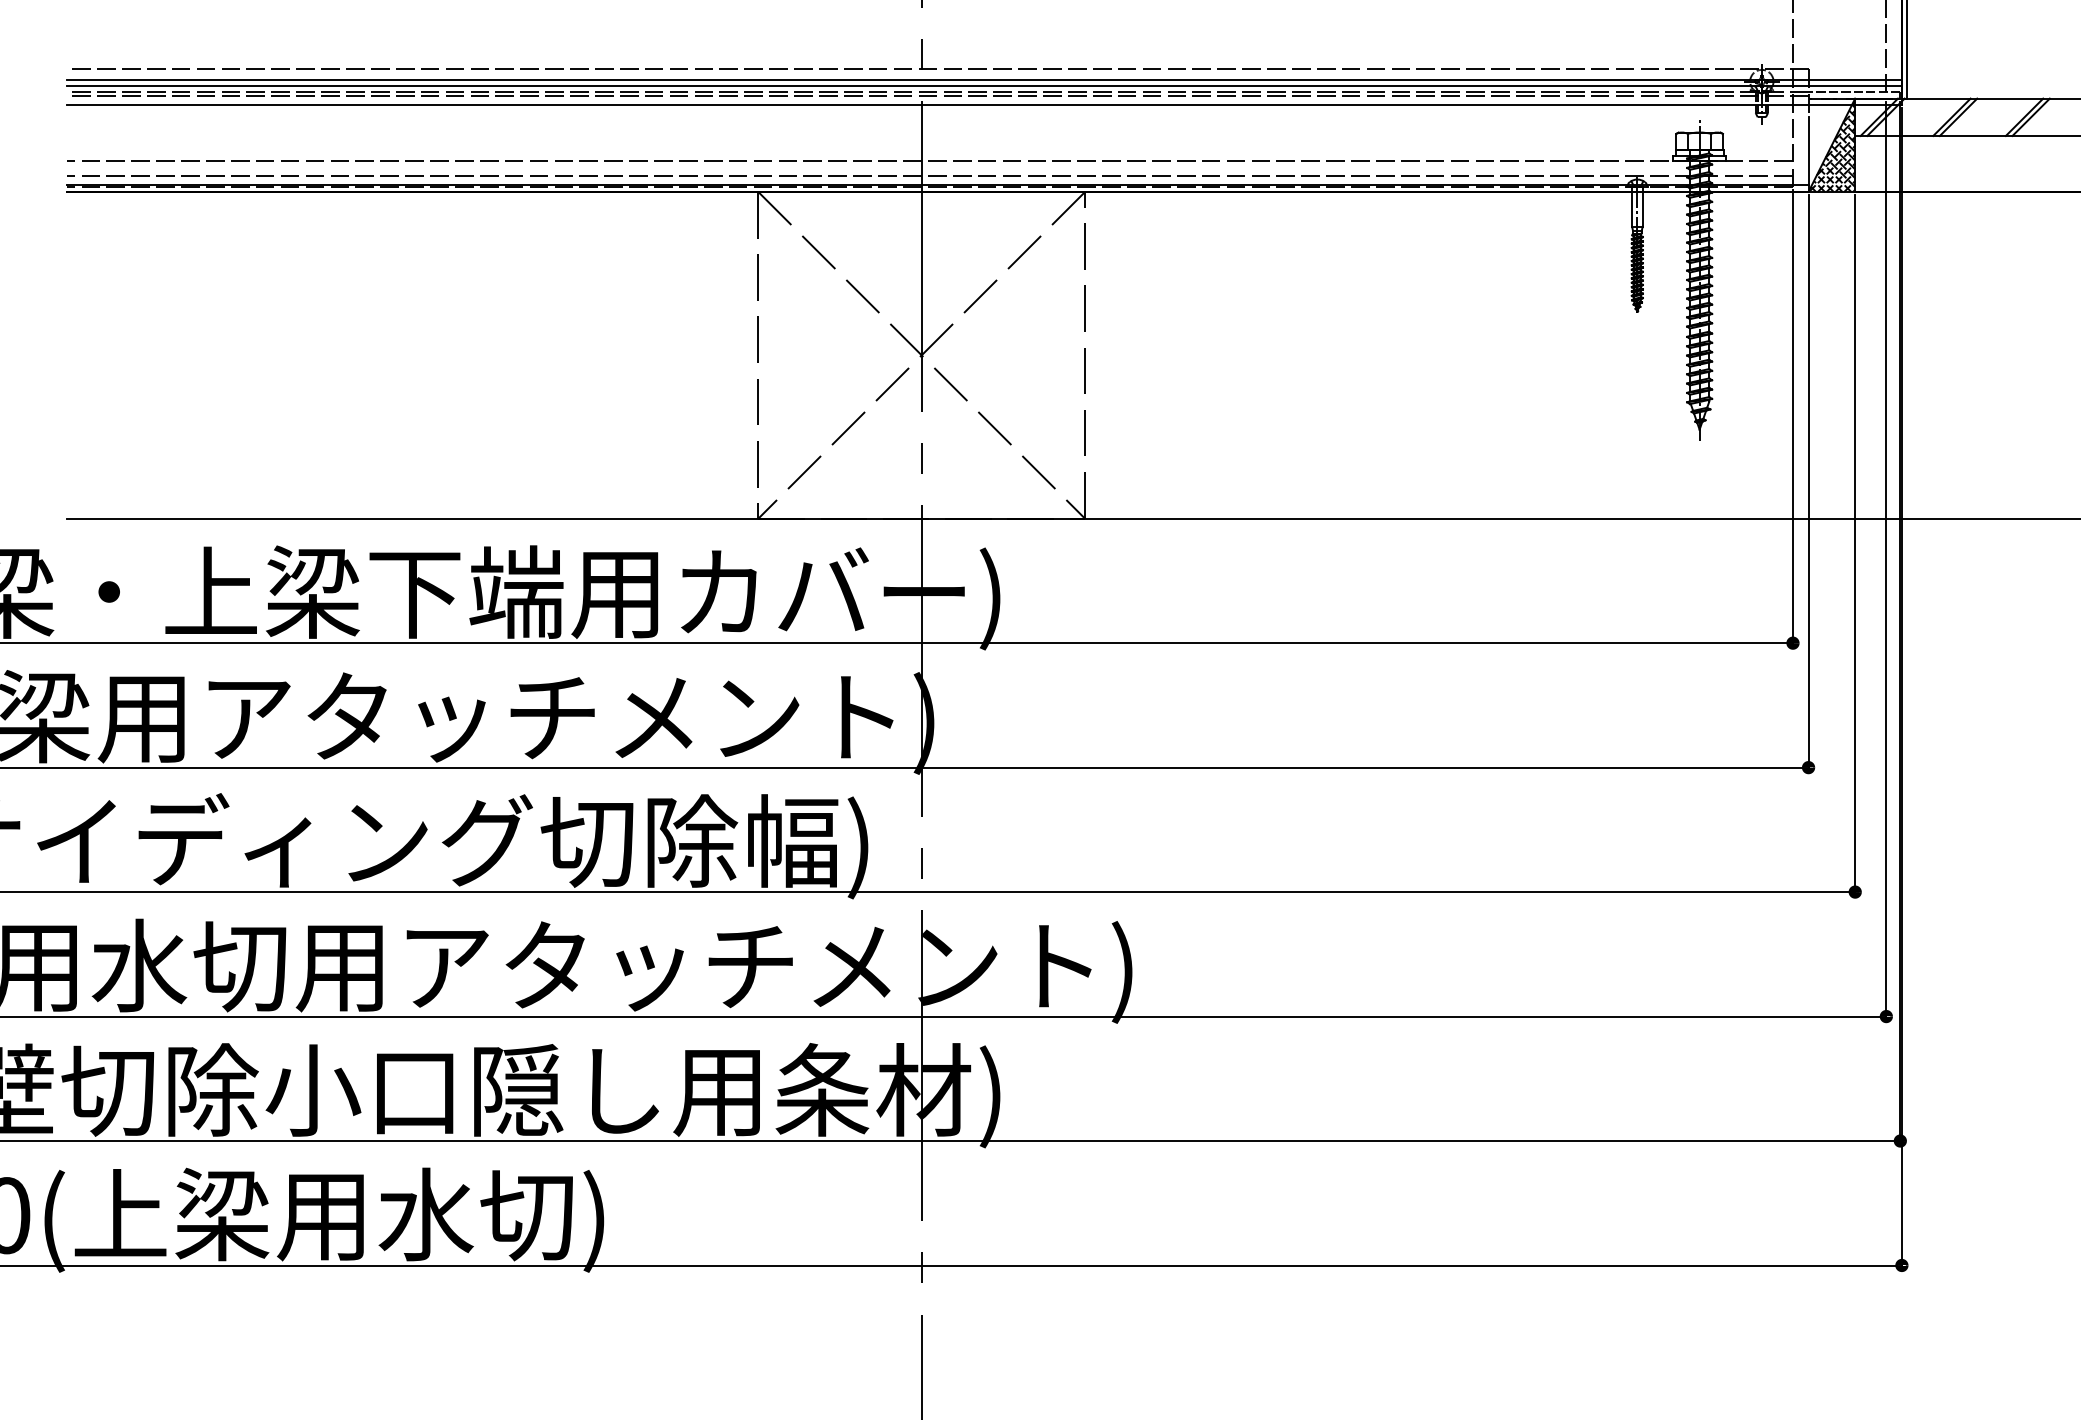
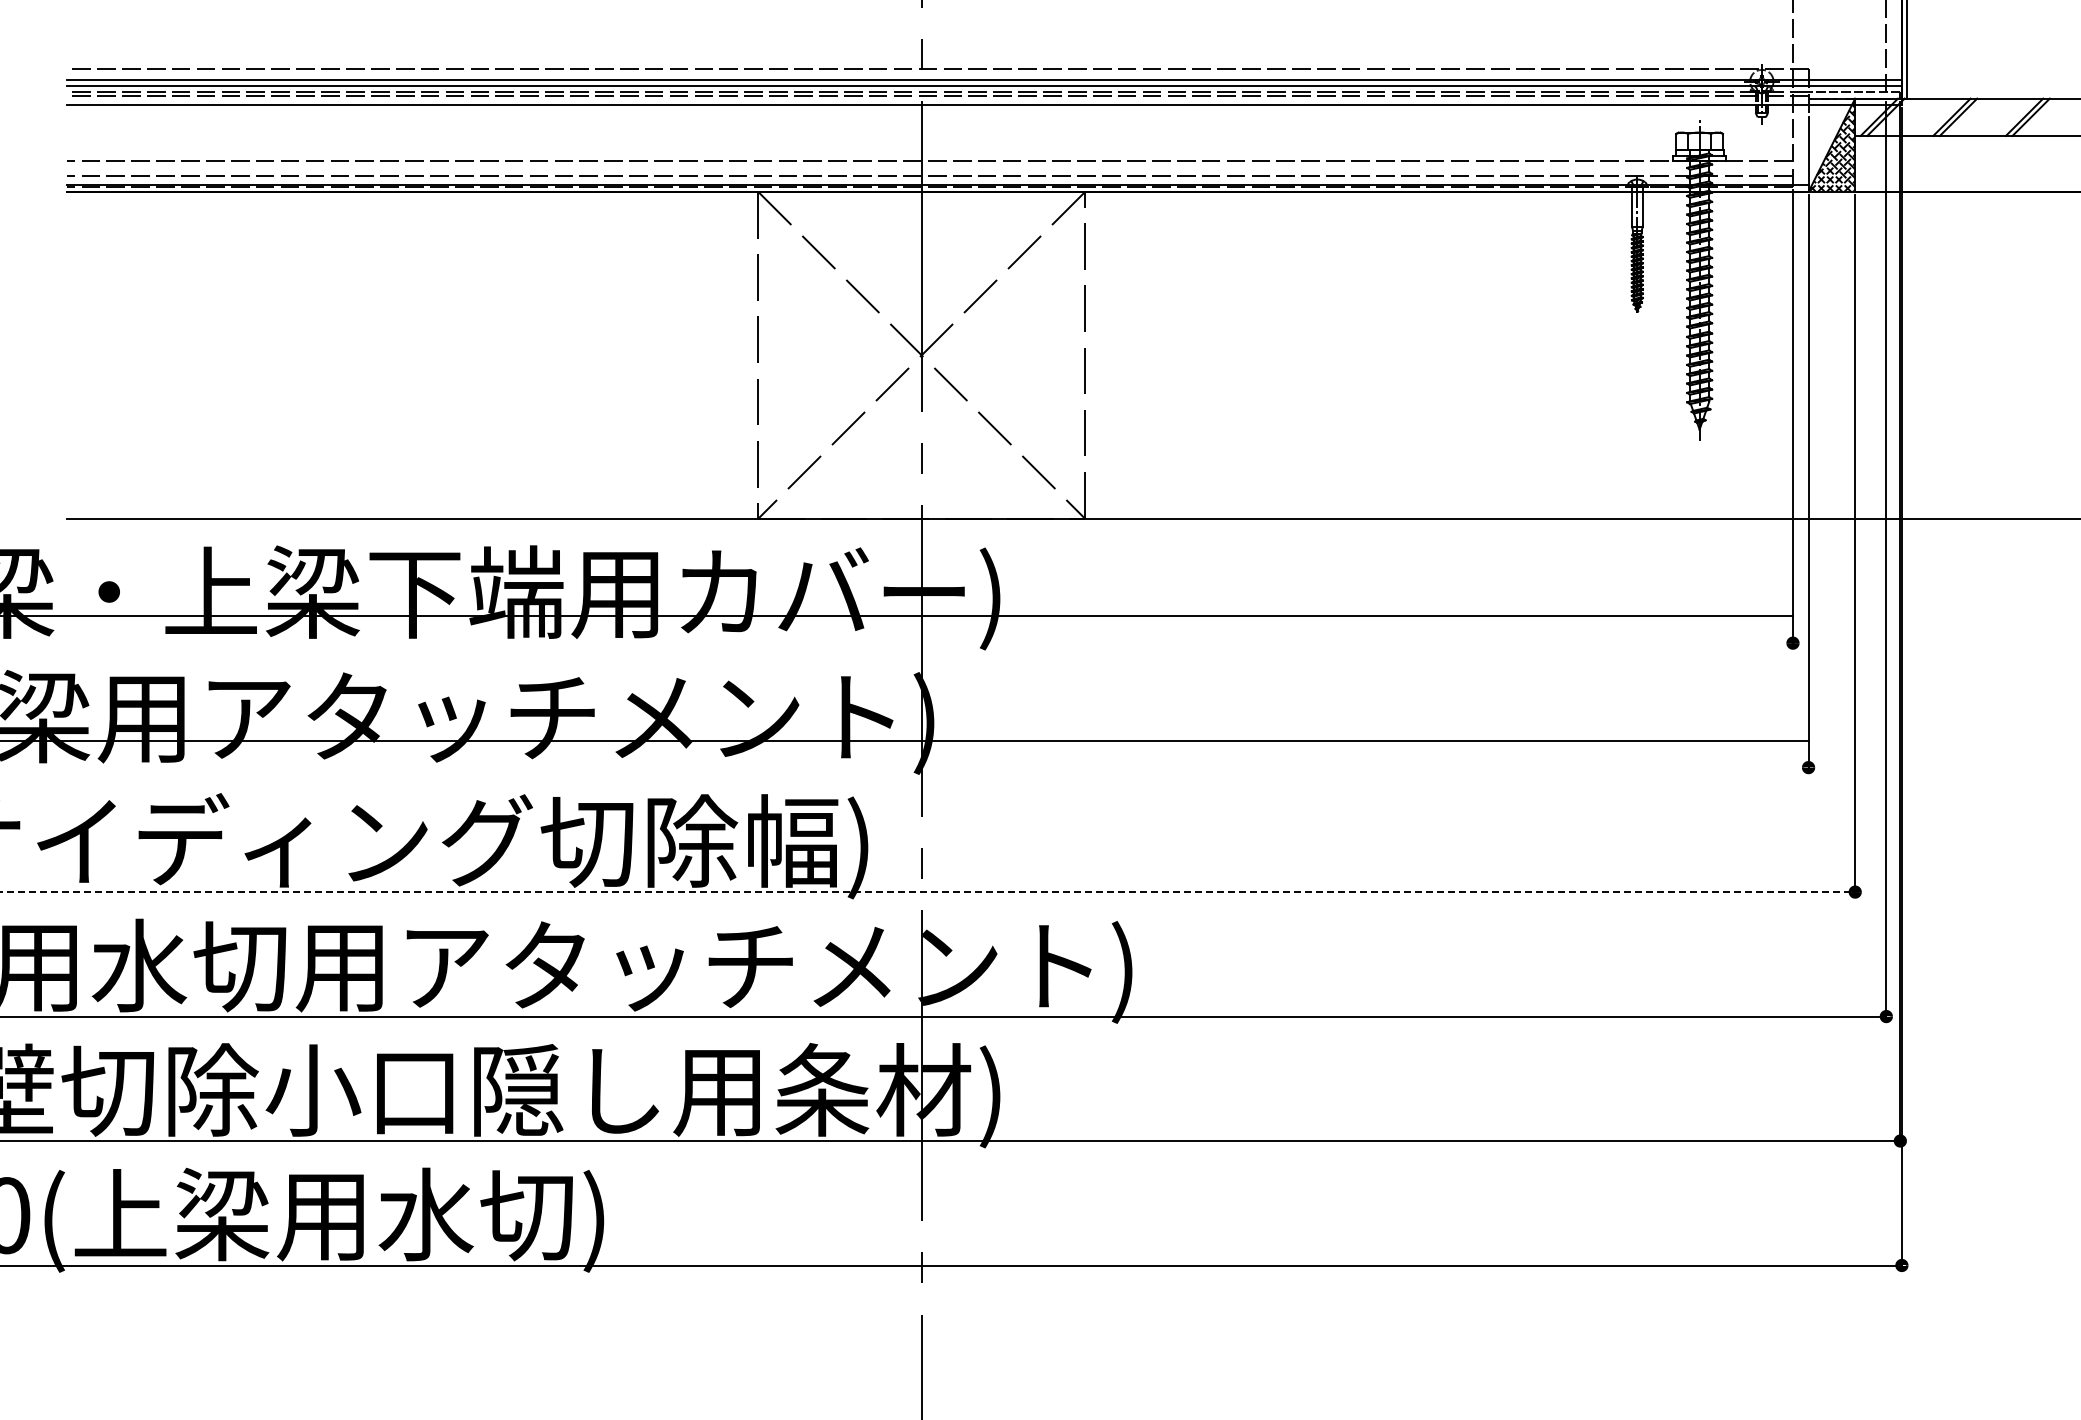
line position: (897, 643) -> (897, 616) (897, 616)
line position: (905, 767) -> (905, 740) (905, 740)
line: solid -> dashed (928, 892)
